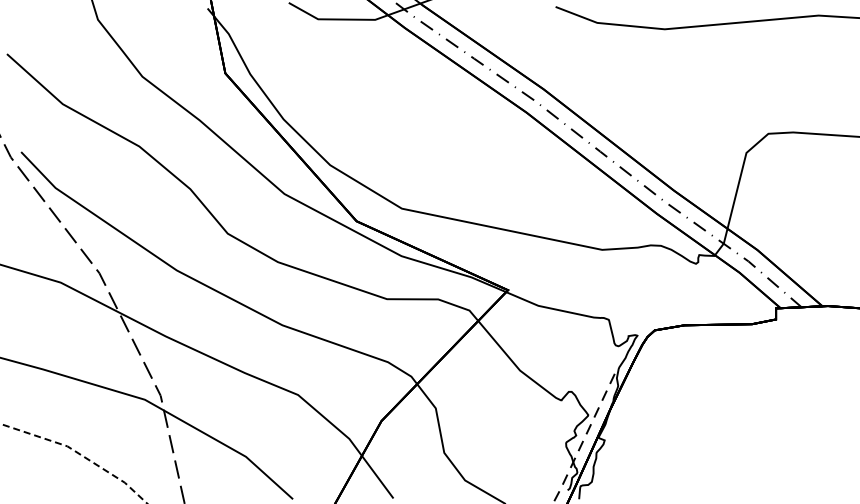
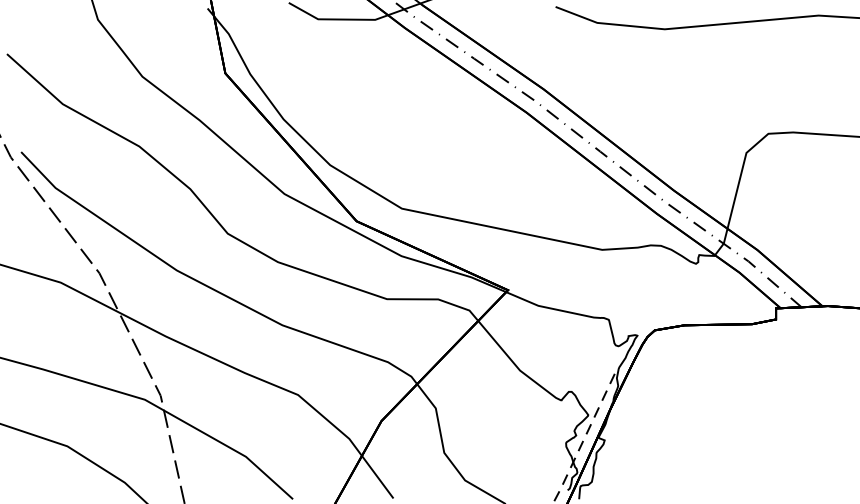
line: dashed -> solid (79, 453)
